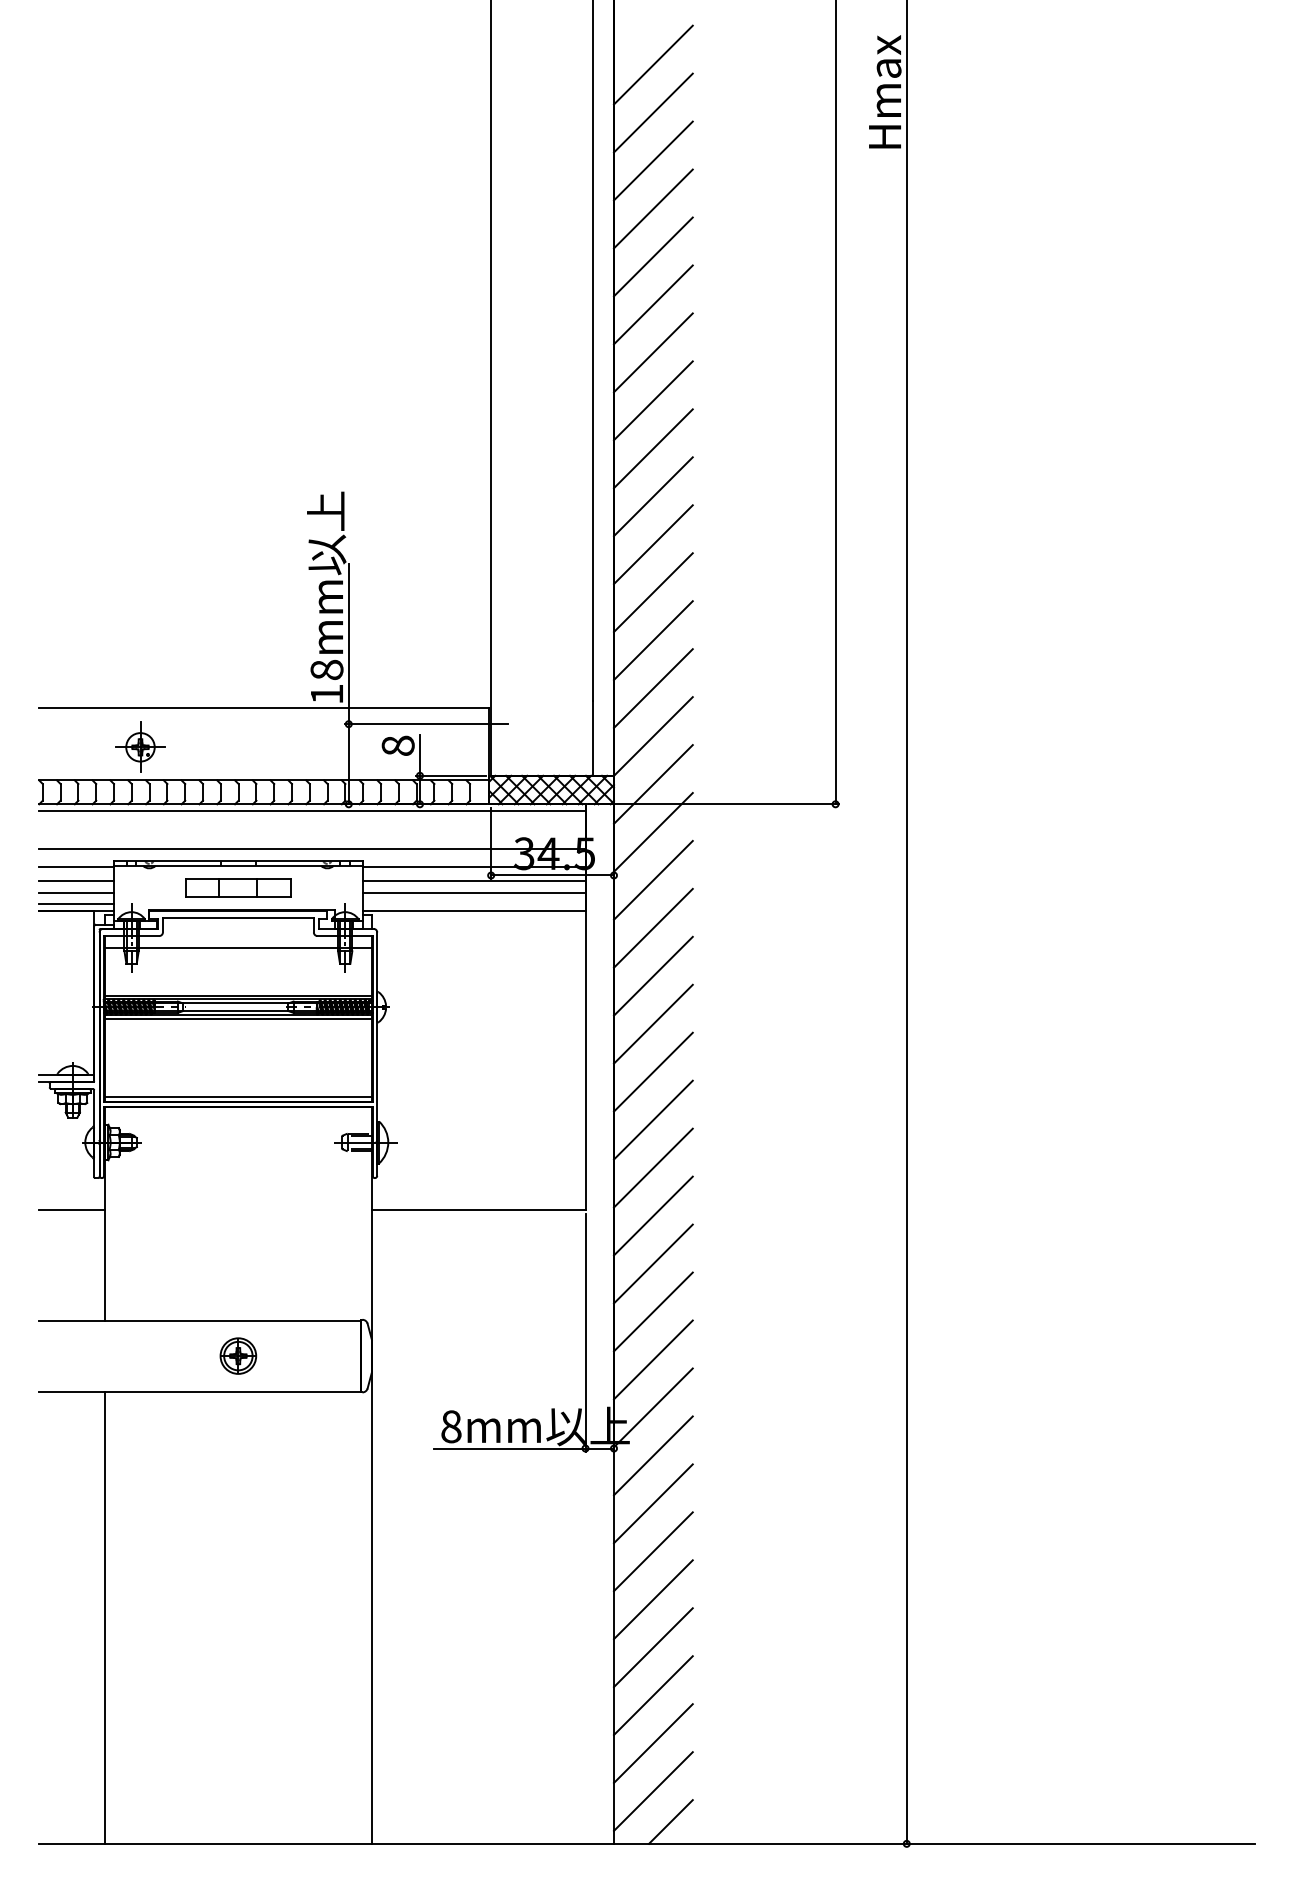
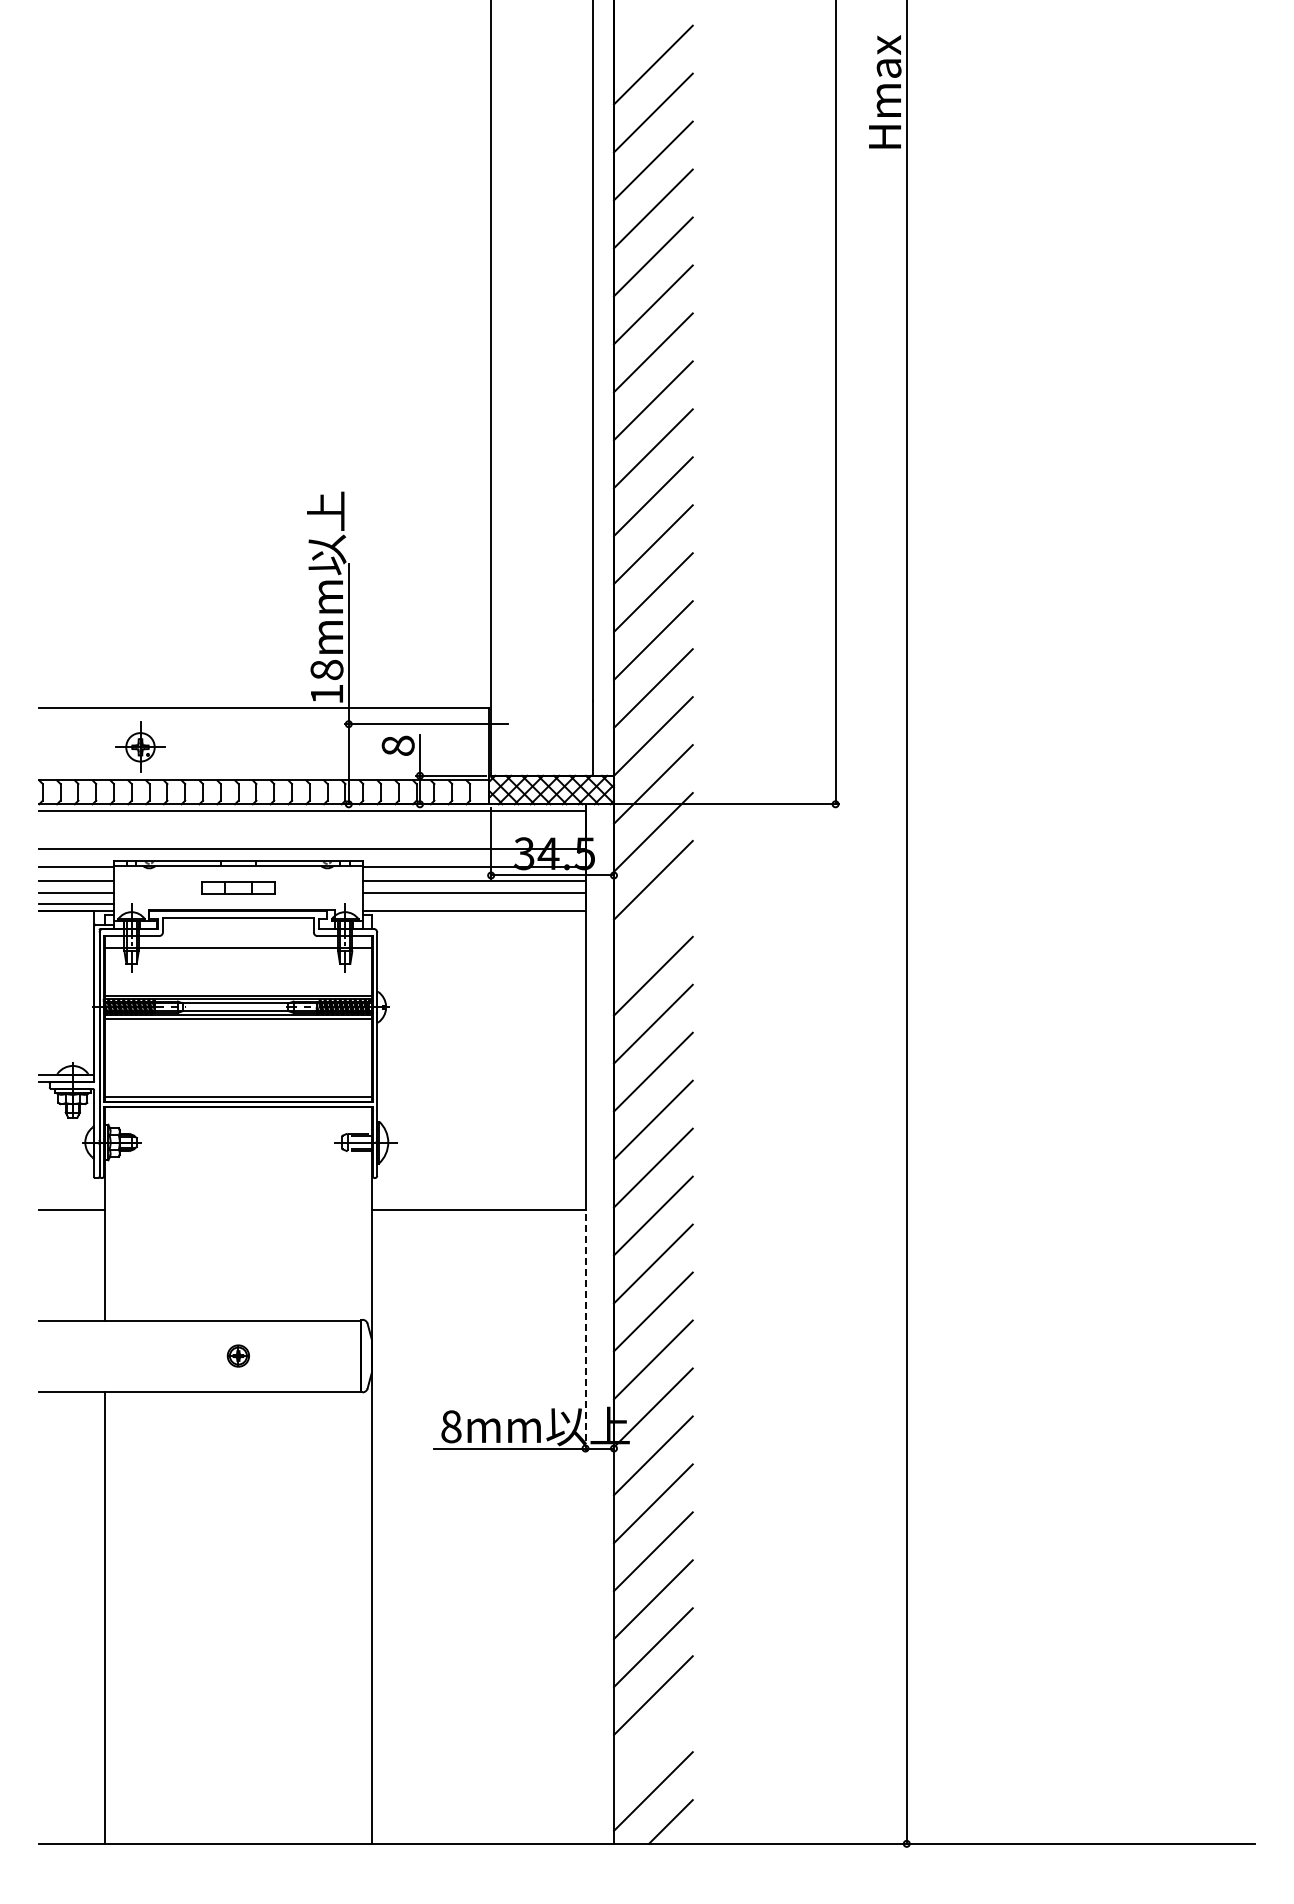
part size: 107x20 px -> 75x14 px (238, 887)
line: present -> none (652, 927)
line: solid -> dashed (585, 1333)
part size: 39x38 px -> 24x24 px (237, 1355)
line: present -> none (652, 1743)
